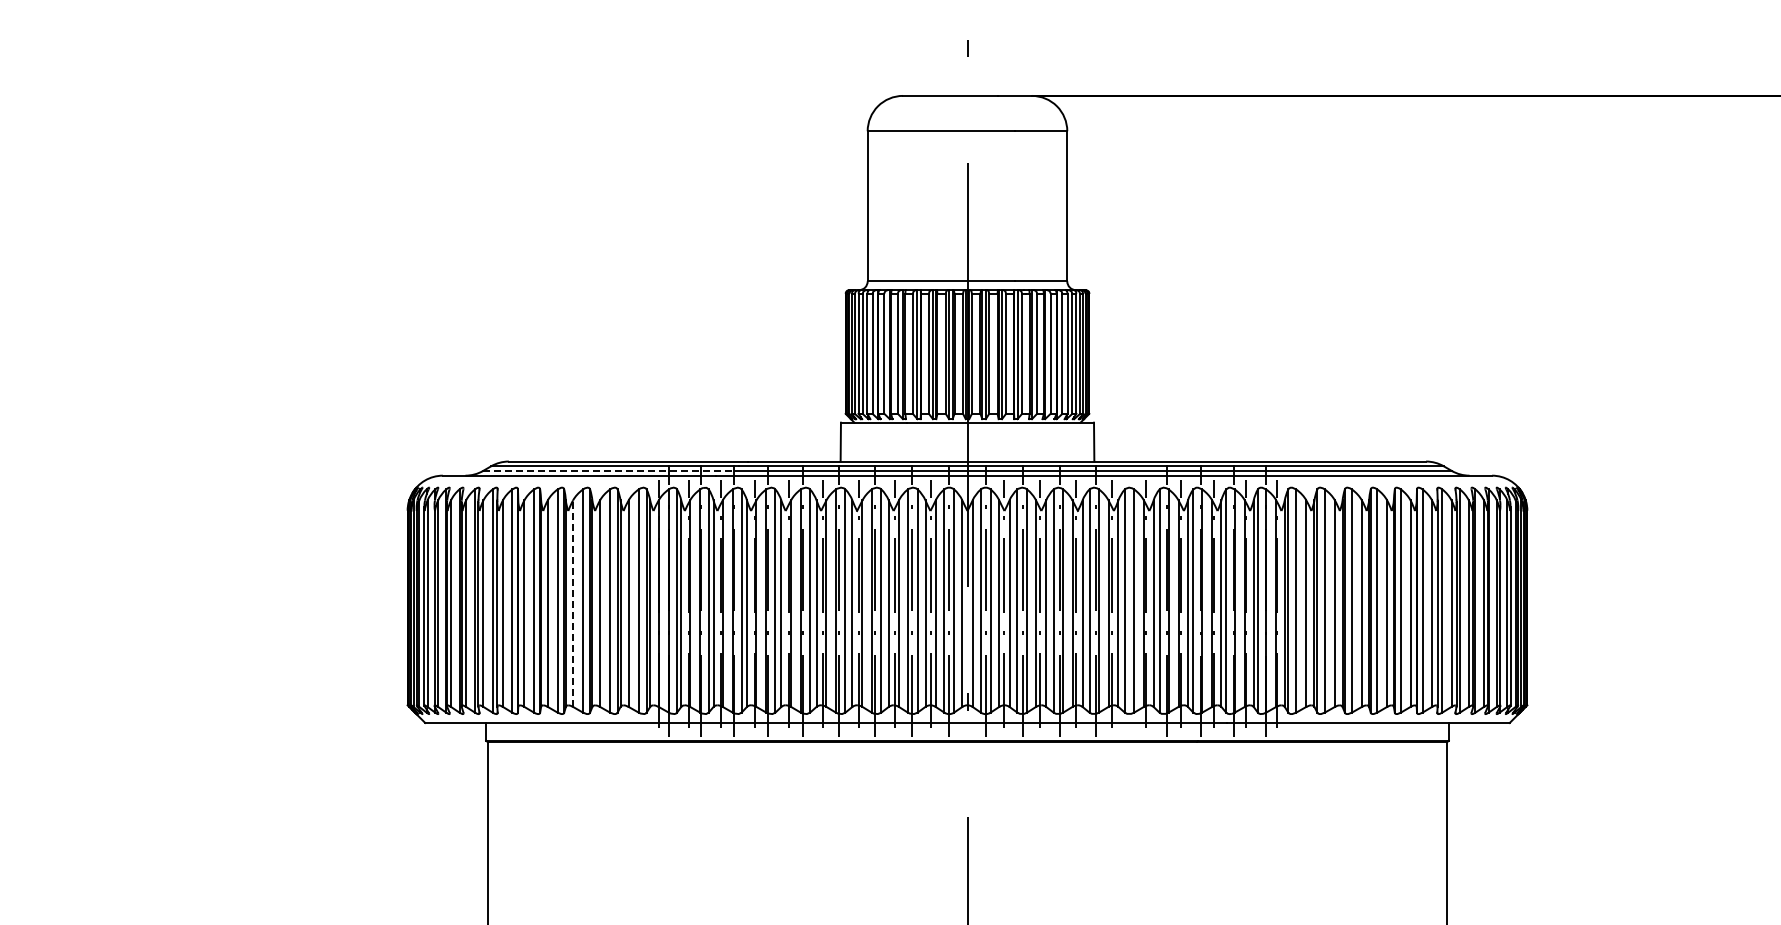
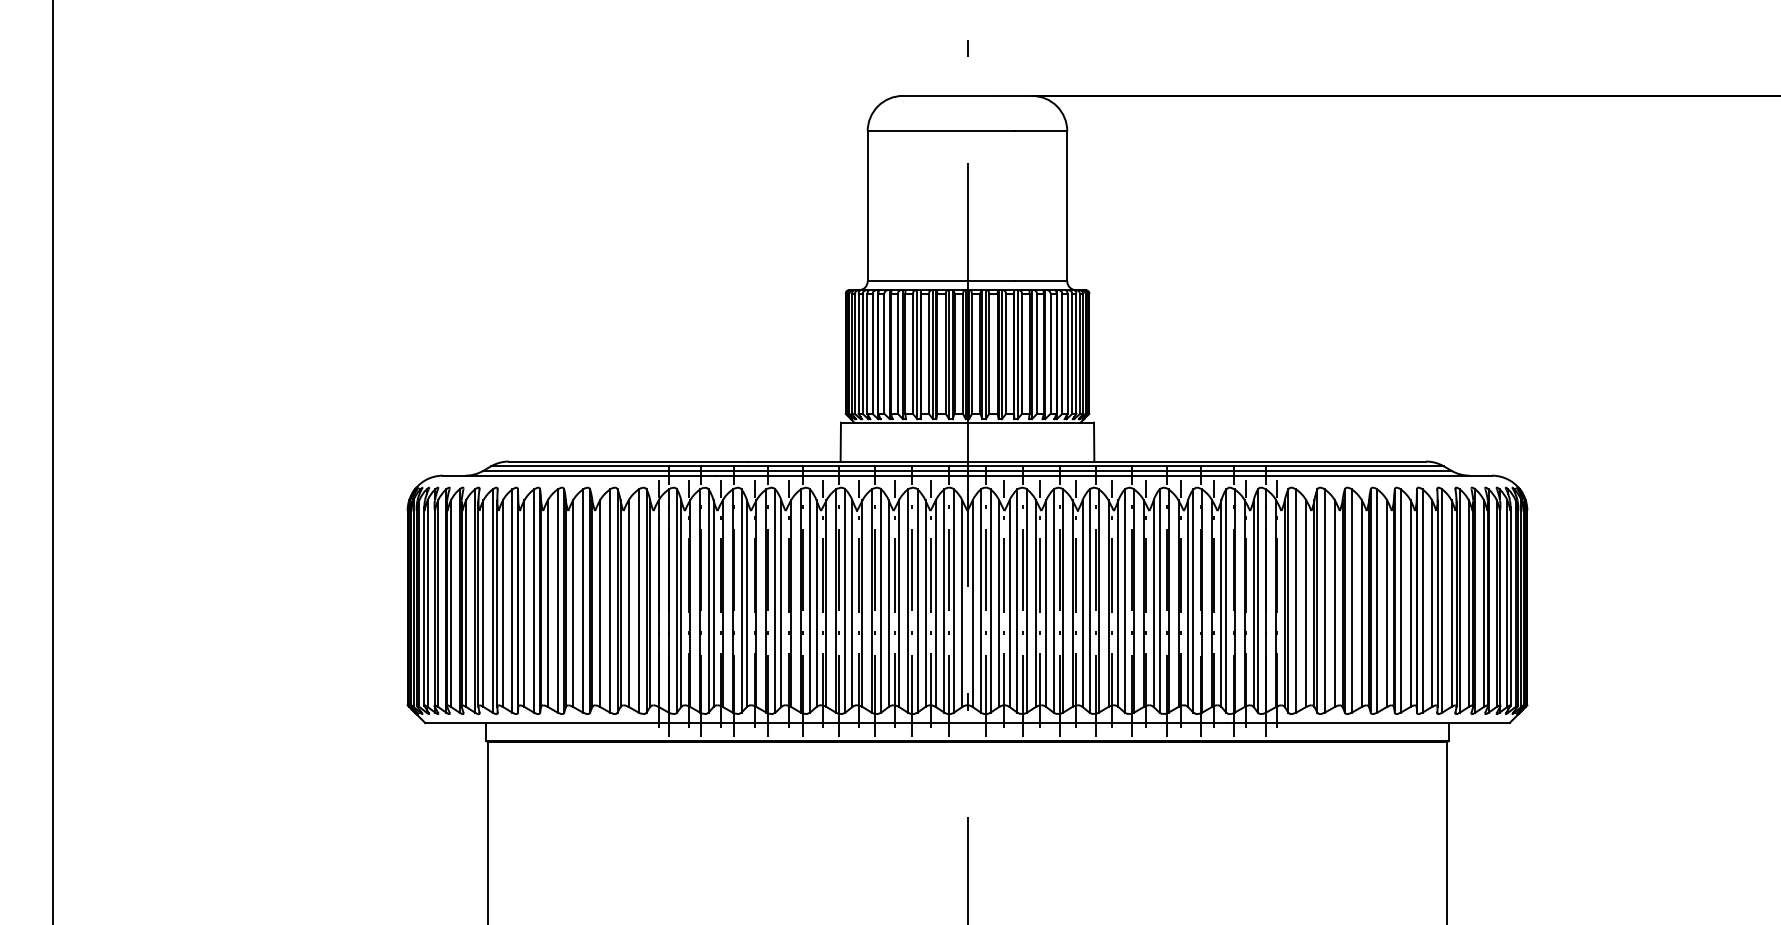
line: none -> present (53, 461)
line: dashed -> solid (609, 470)
line: none -> present (1131, 600)
line: dashed -> solid (573, 603)
